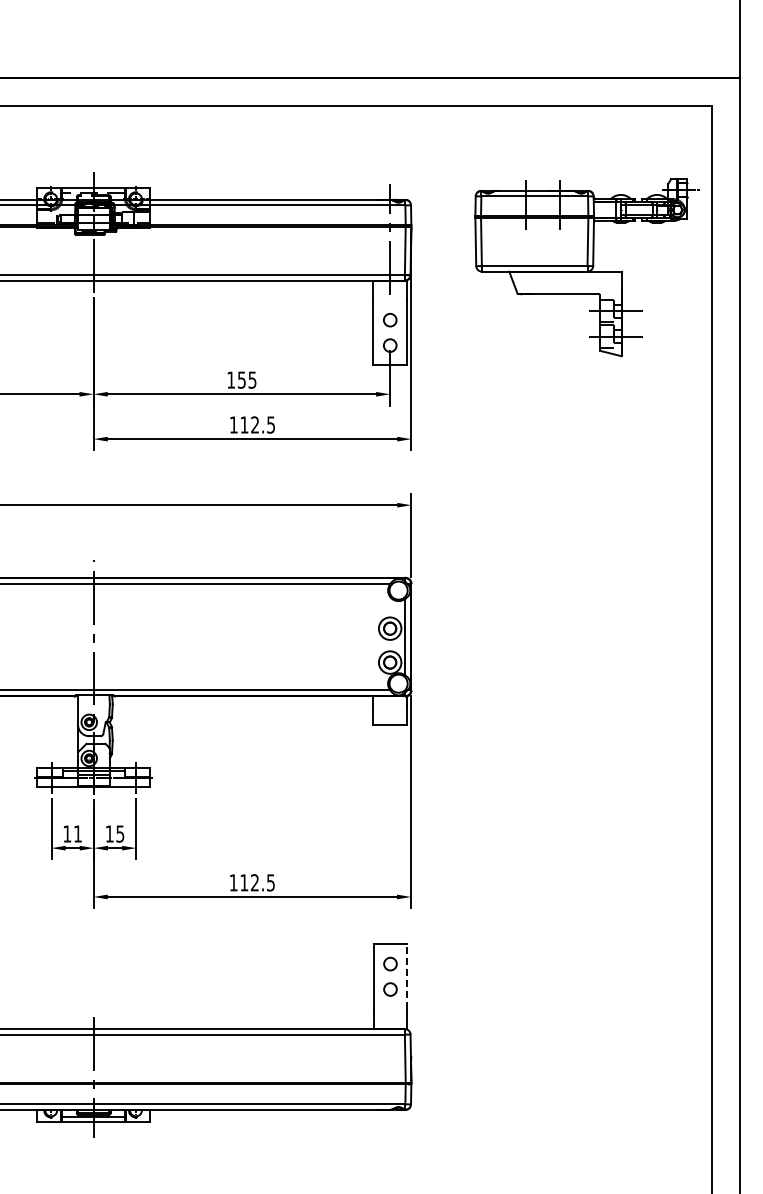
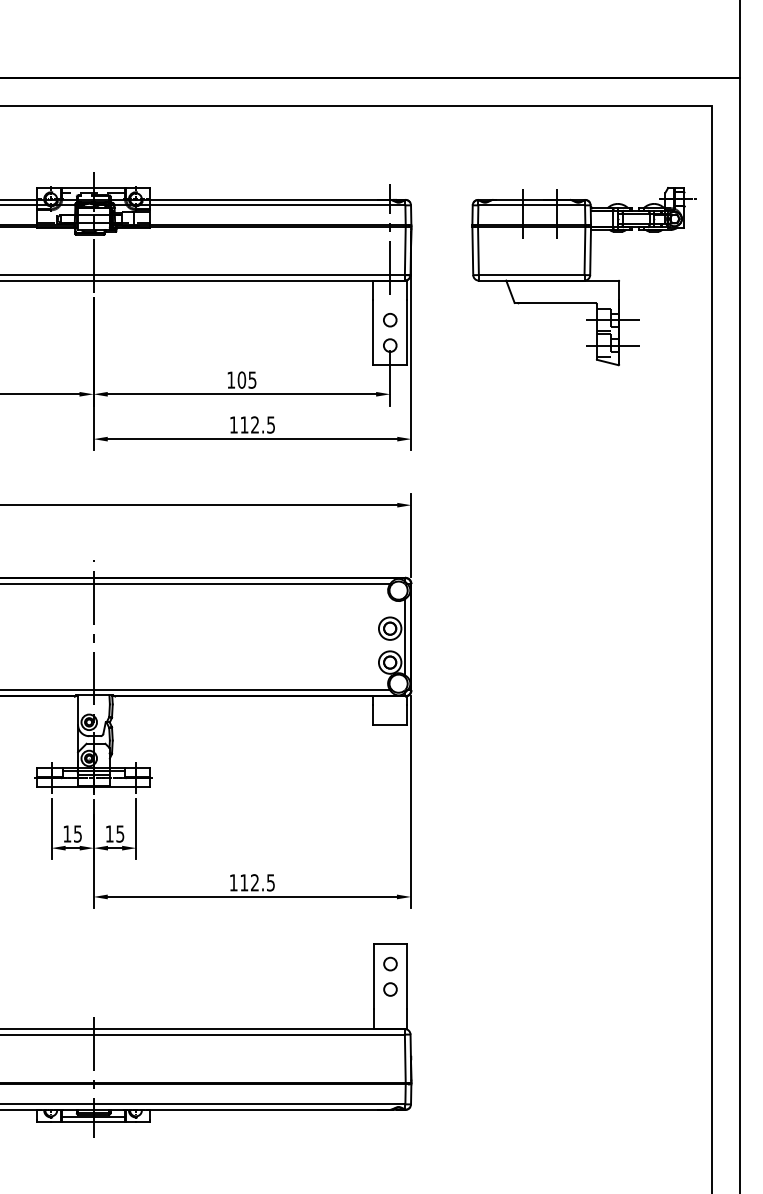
part position: (586, 267) -> (583, 276) (583, 276)
text: 155 -> 105 (241, 379)
text: 11 -> 15 (77, 833)
line: dashed -> solid (407, 976)
